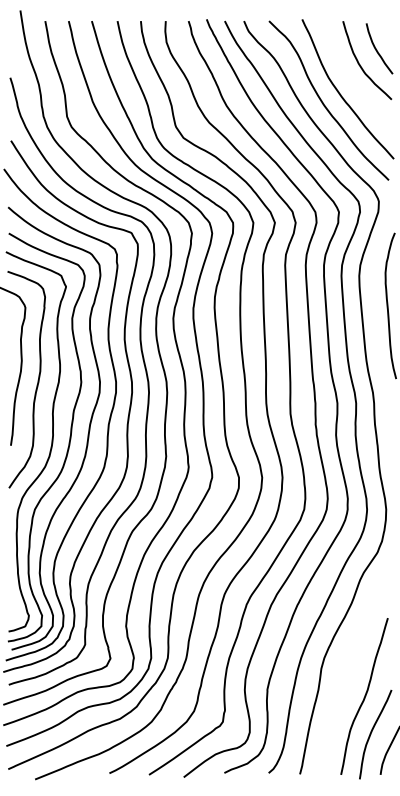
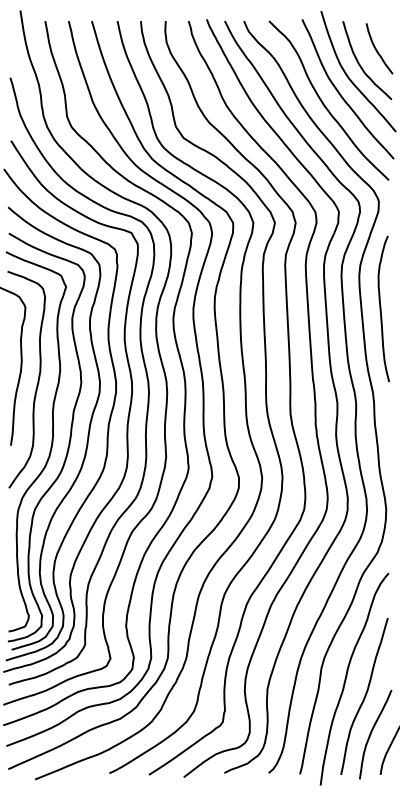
curve: none -> present (350, 78)
curve position: (388, 305) -> (381, 308) (381, 308)
curve: none -> present (347, 676)
